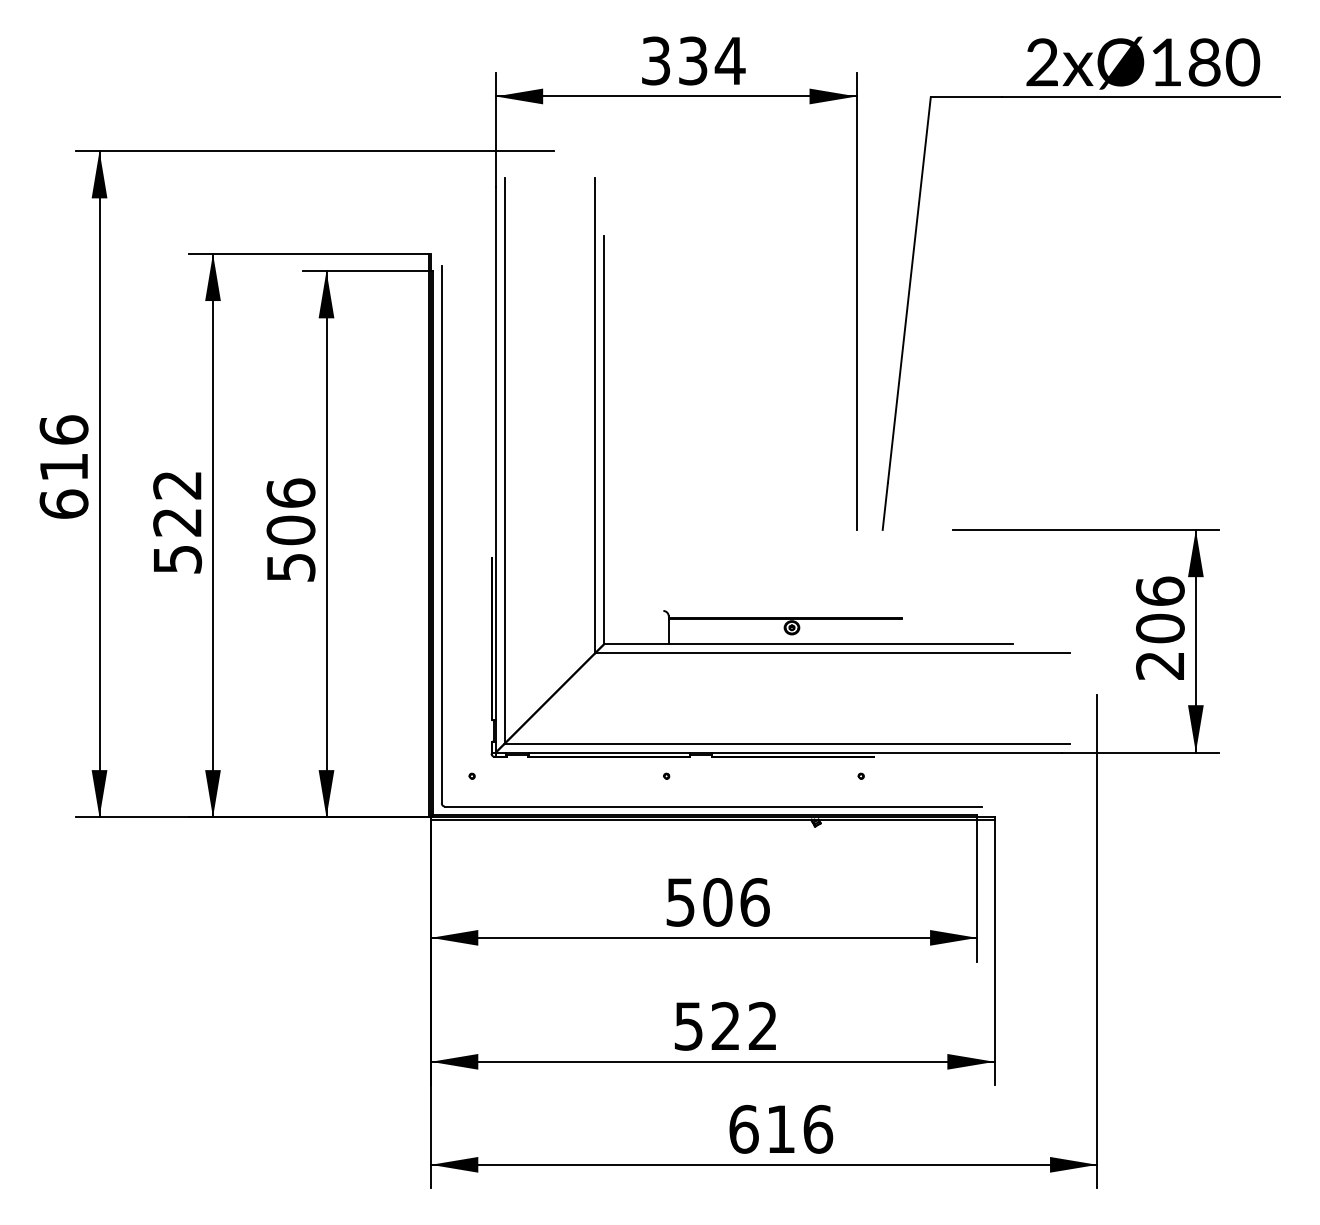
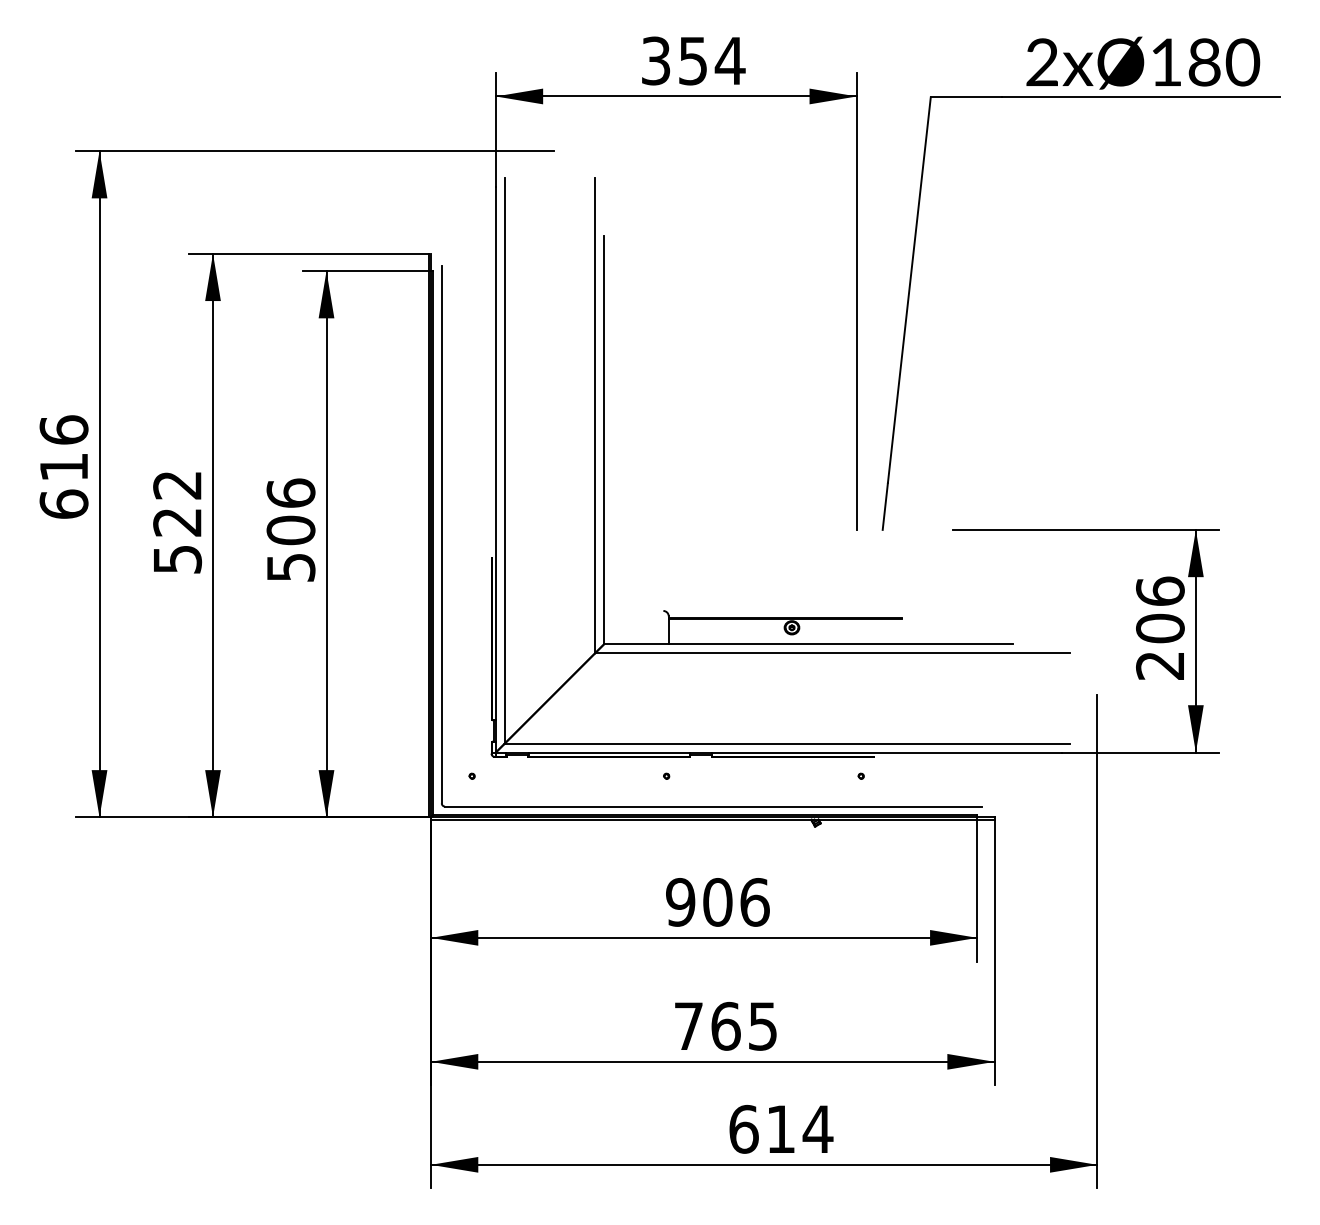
text: 334 -> 354 (693, 60)
text: 506 -> 906 (680, 902)
text: 522 -> 765 (725, 1025)
text: 616 -> 614 (817, 1128)
